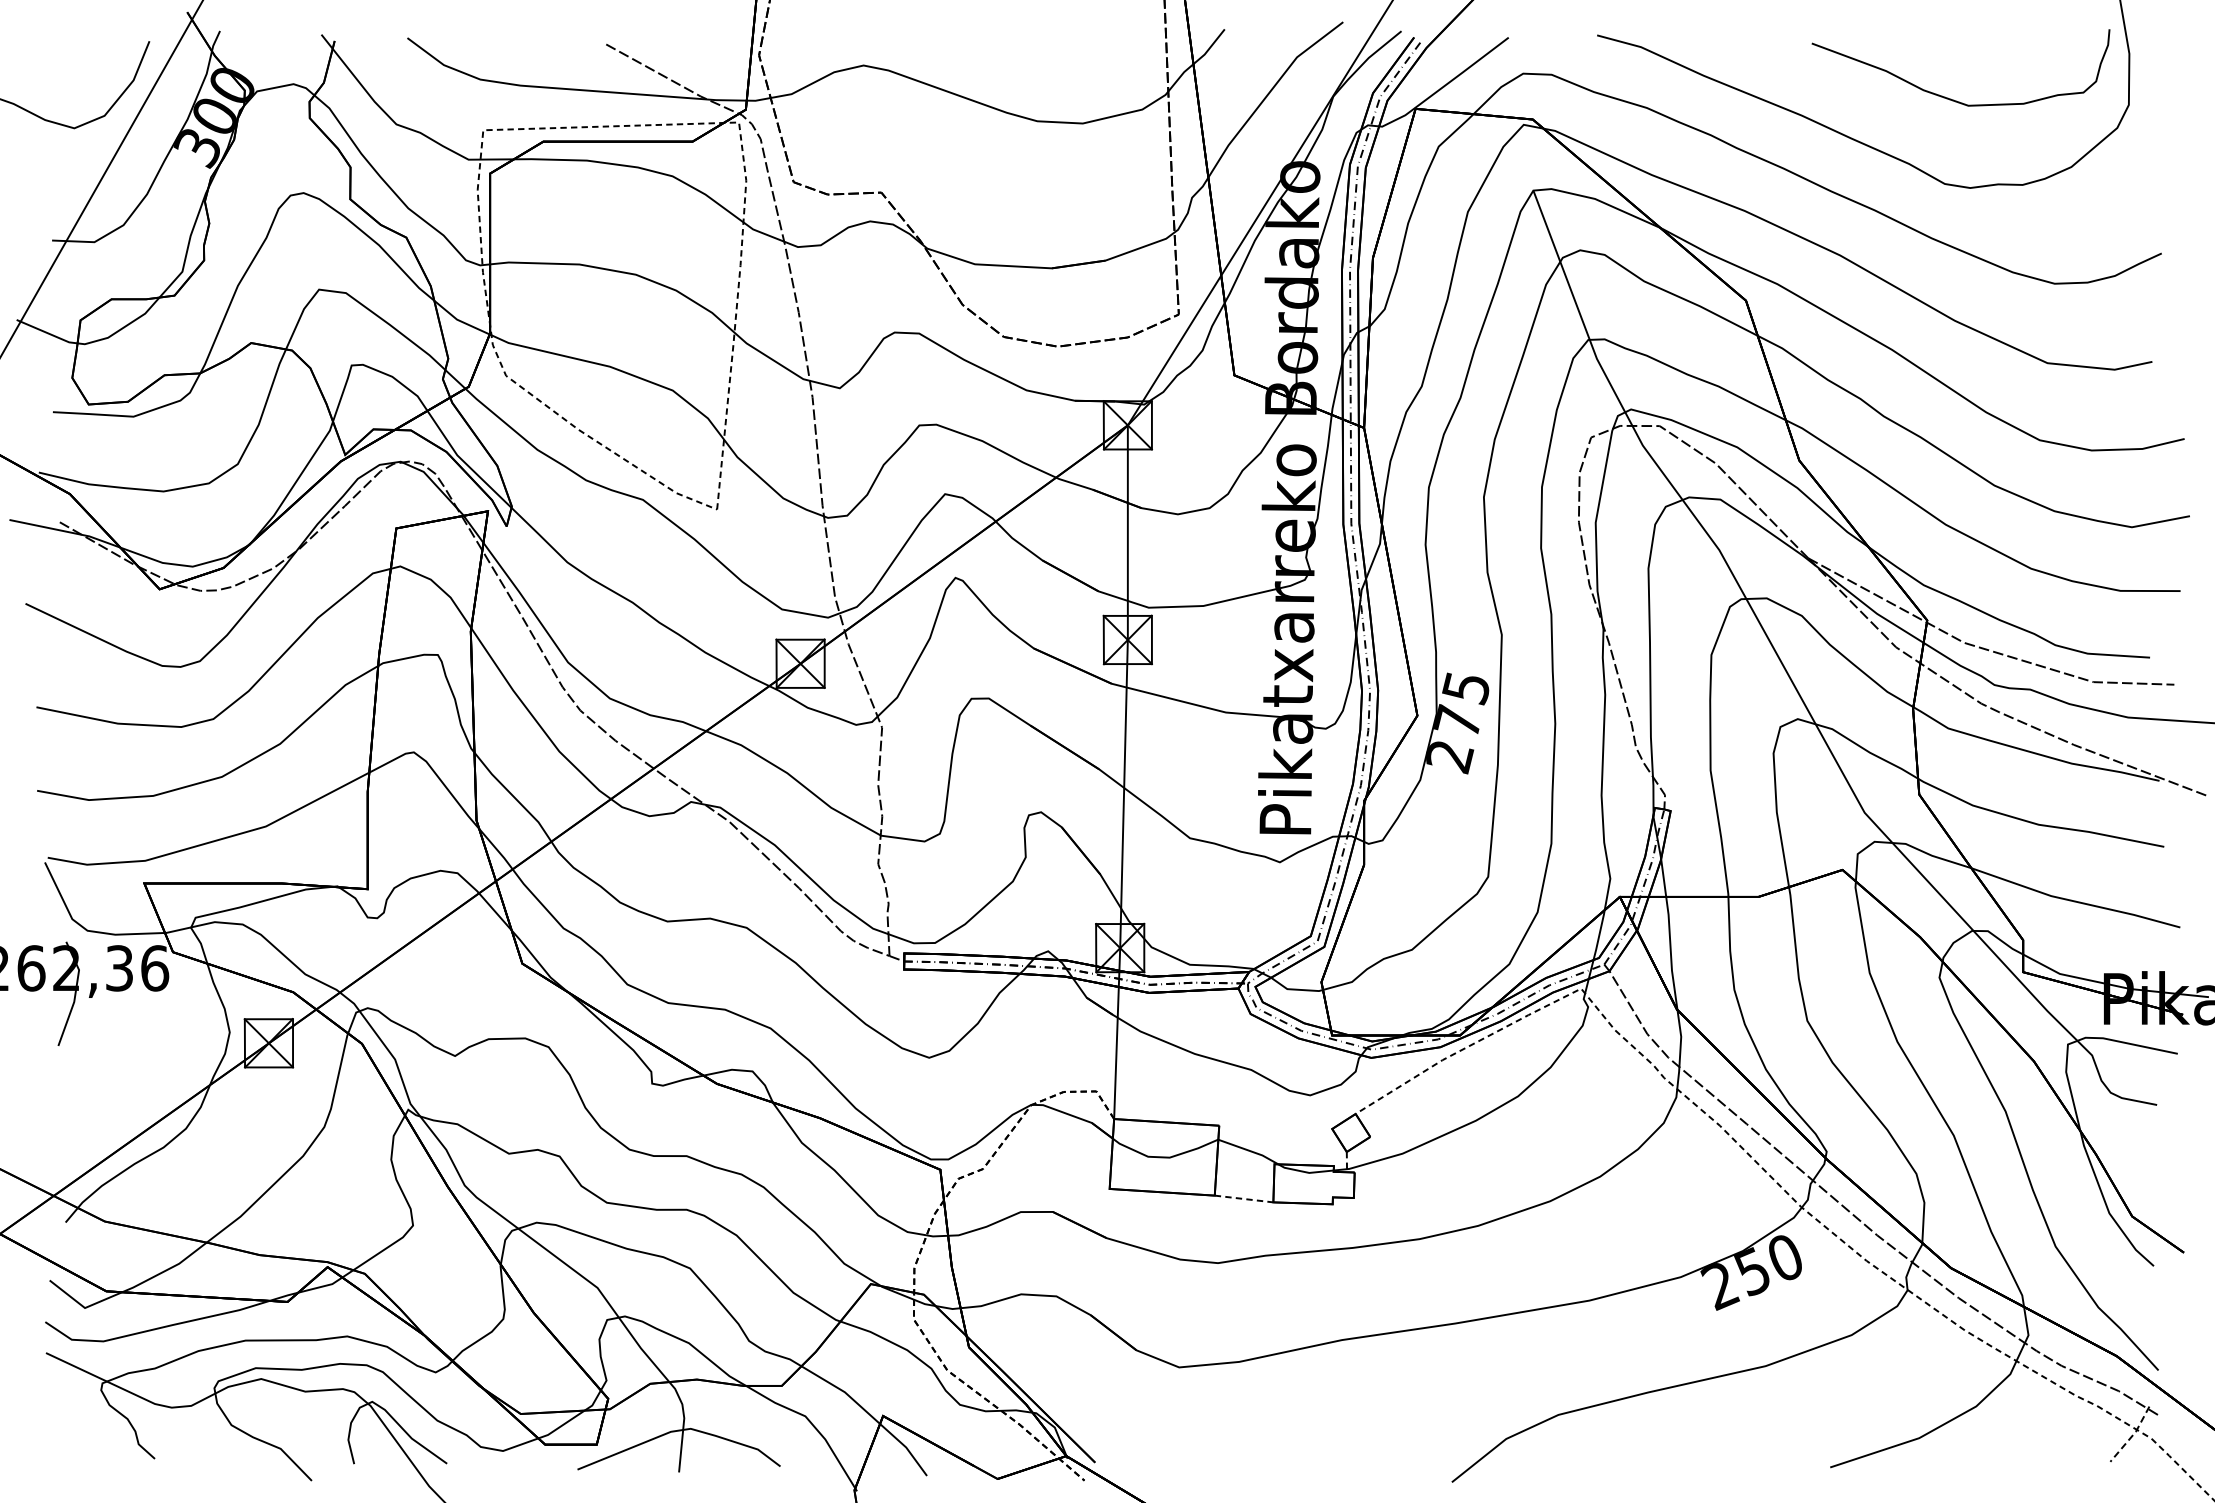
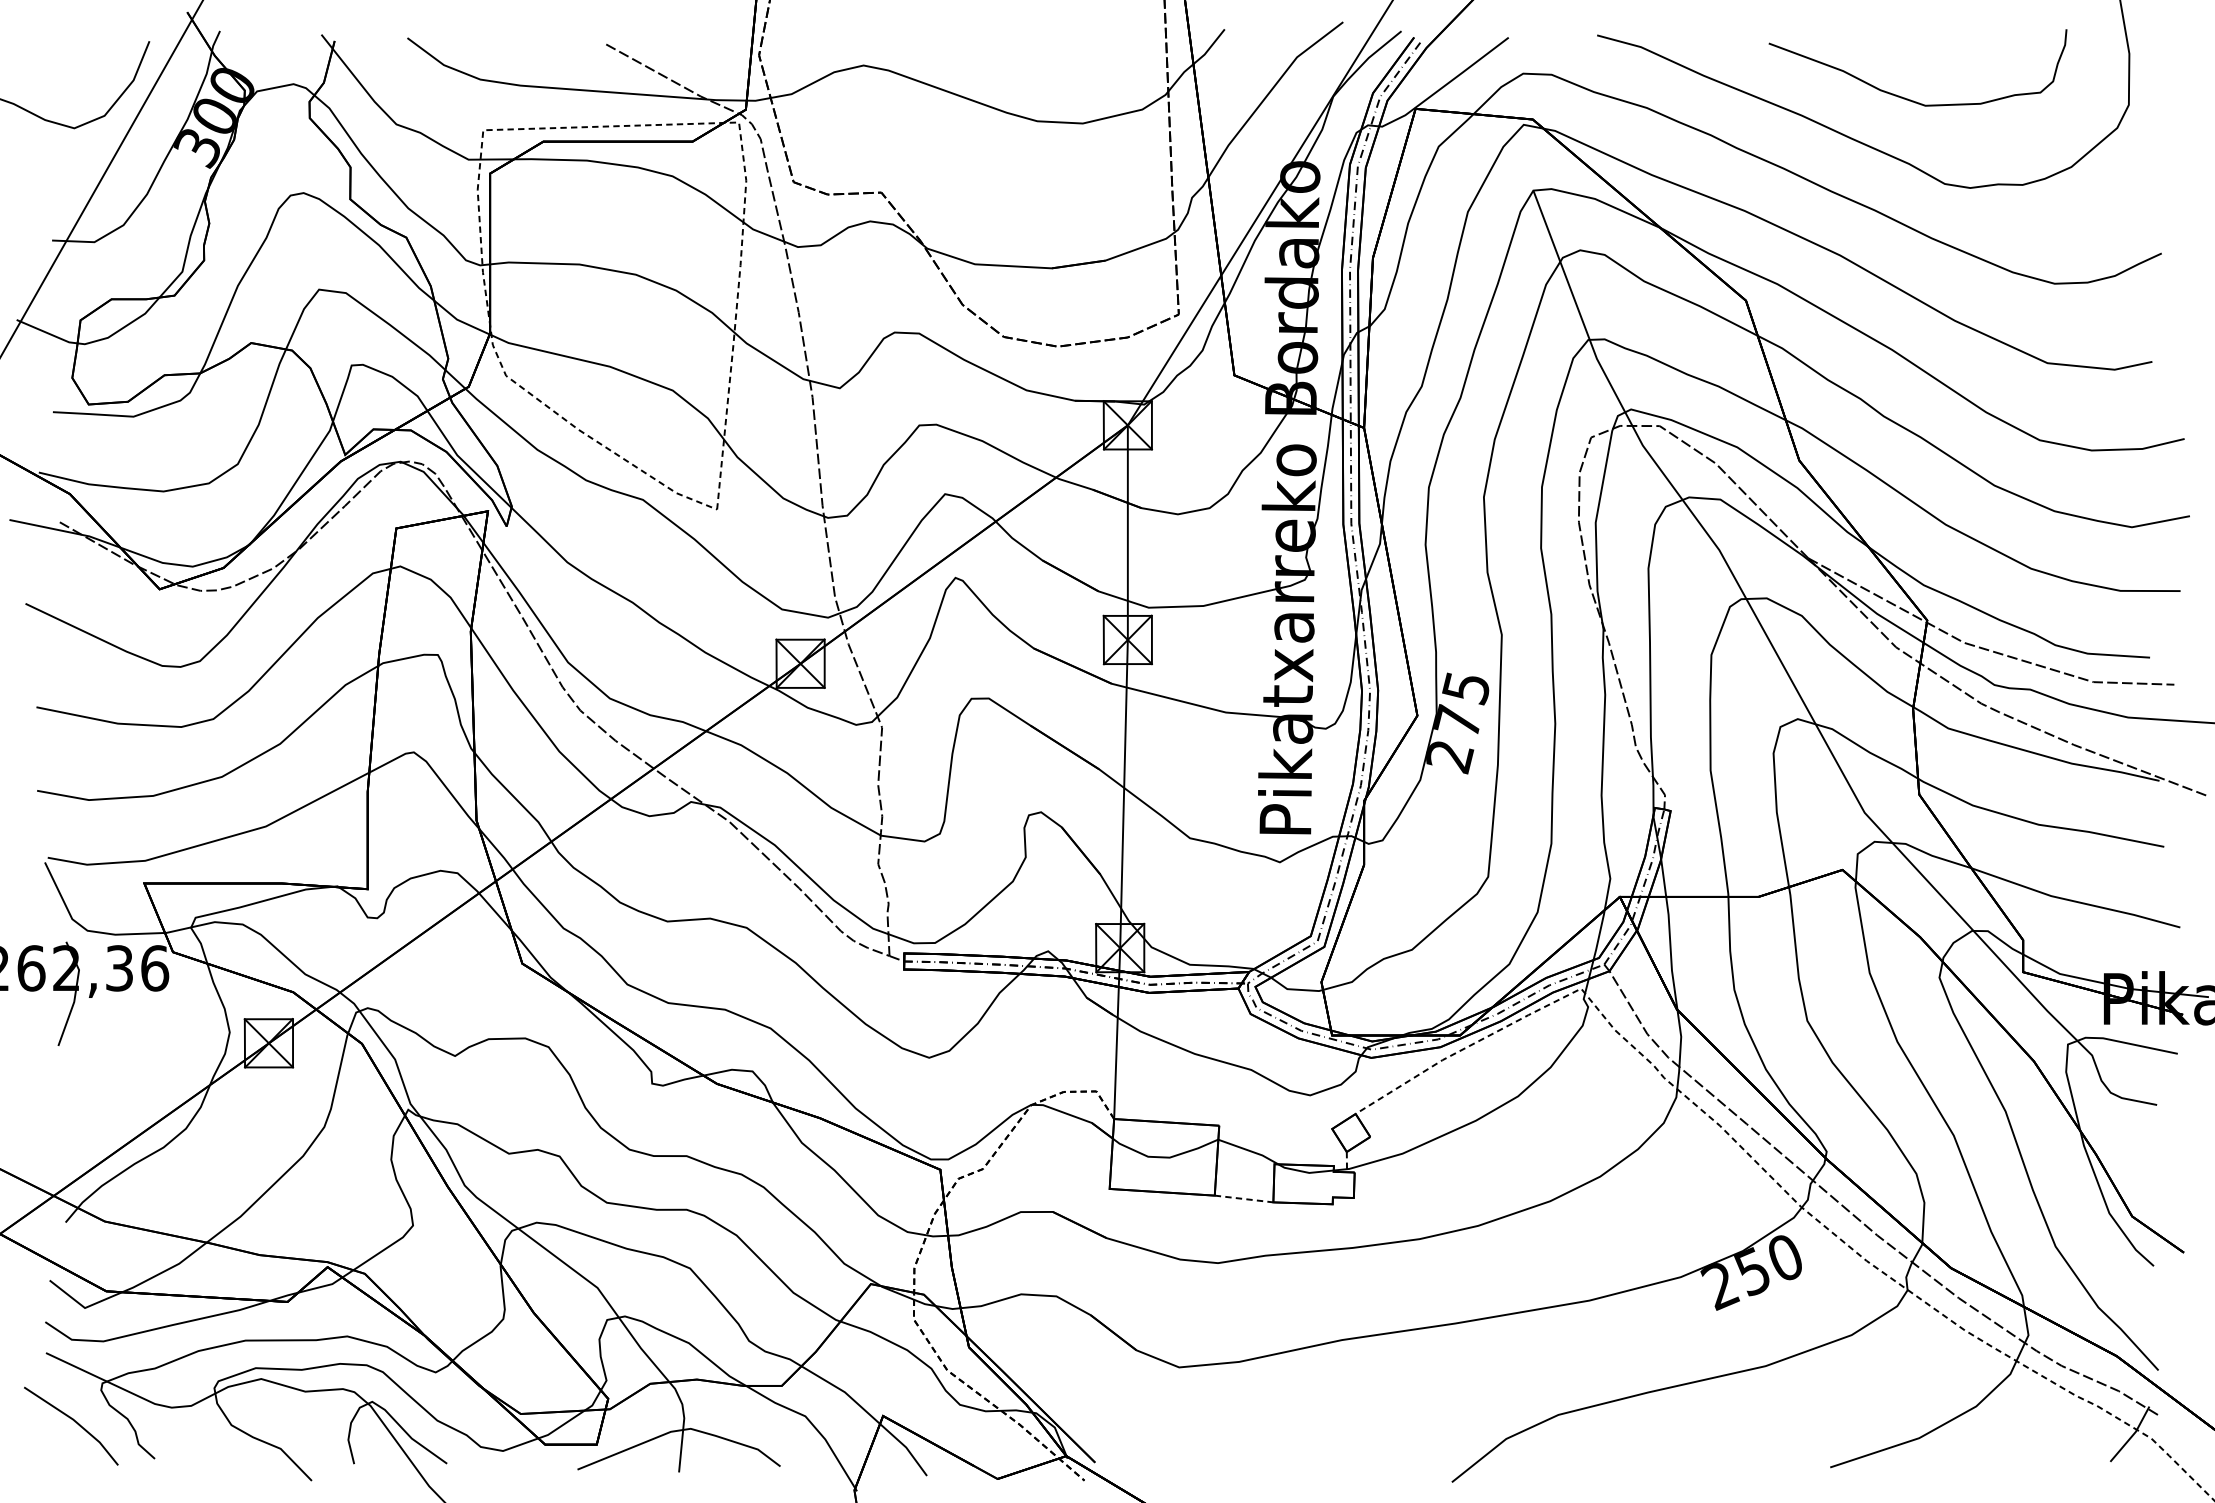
curve position: (1948, 97) -> (1905, 97) (1905, 97)
line: none -> present (73, 1421)
line: dashed -> solid (2132, 1435)
